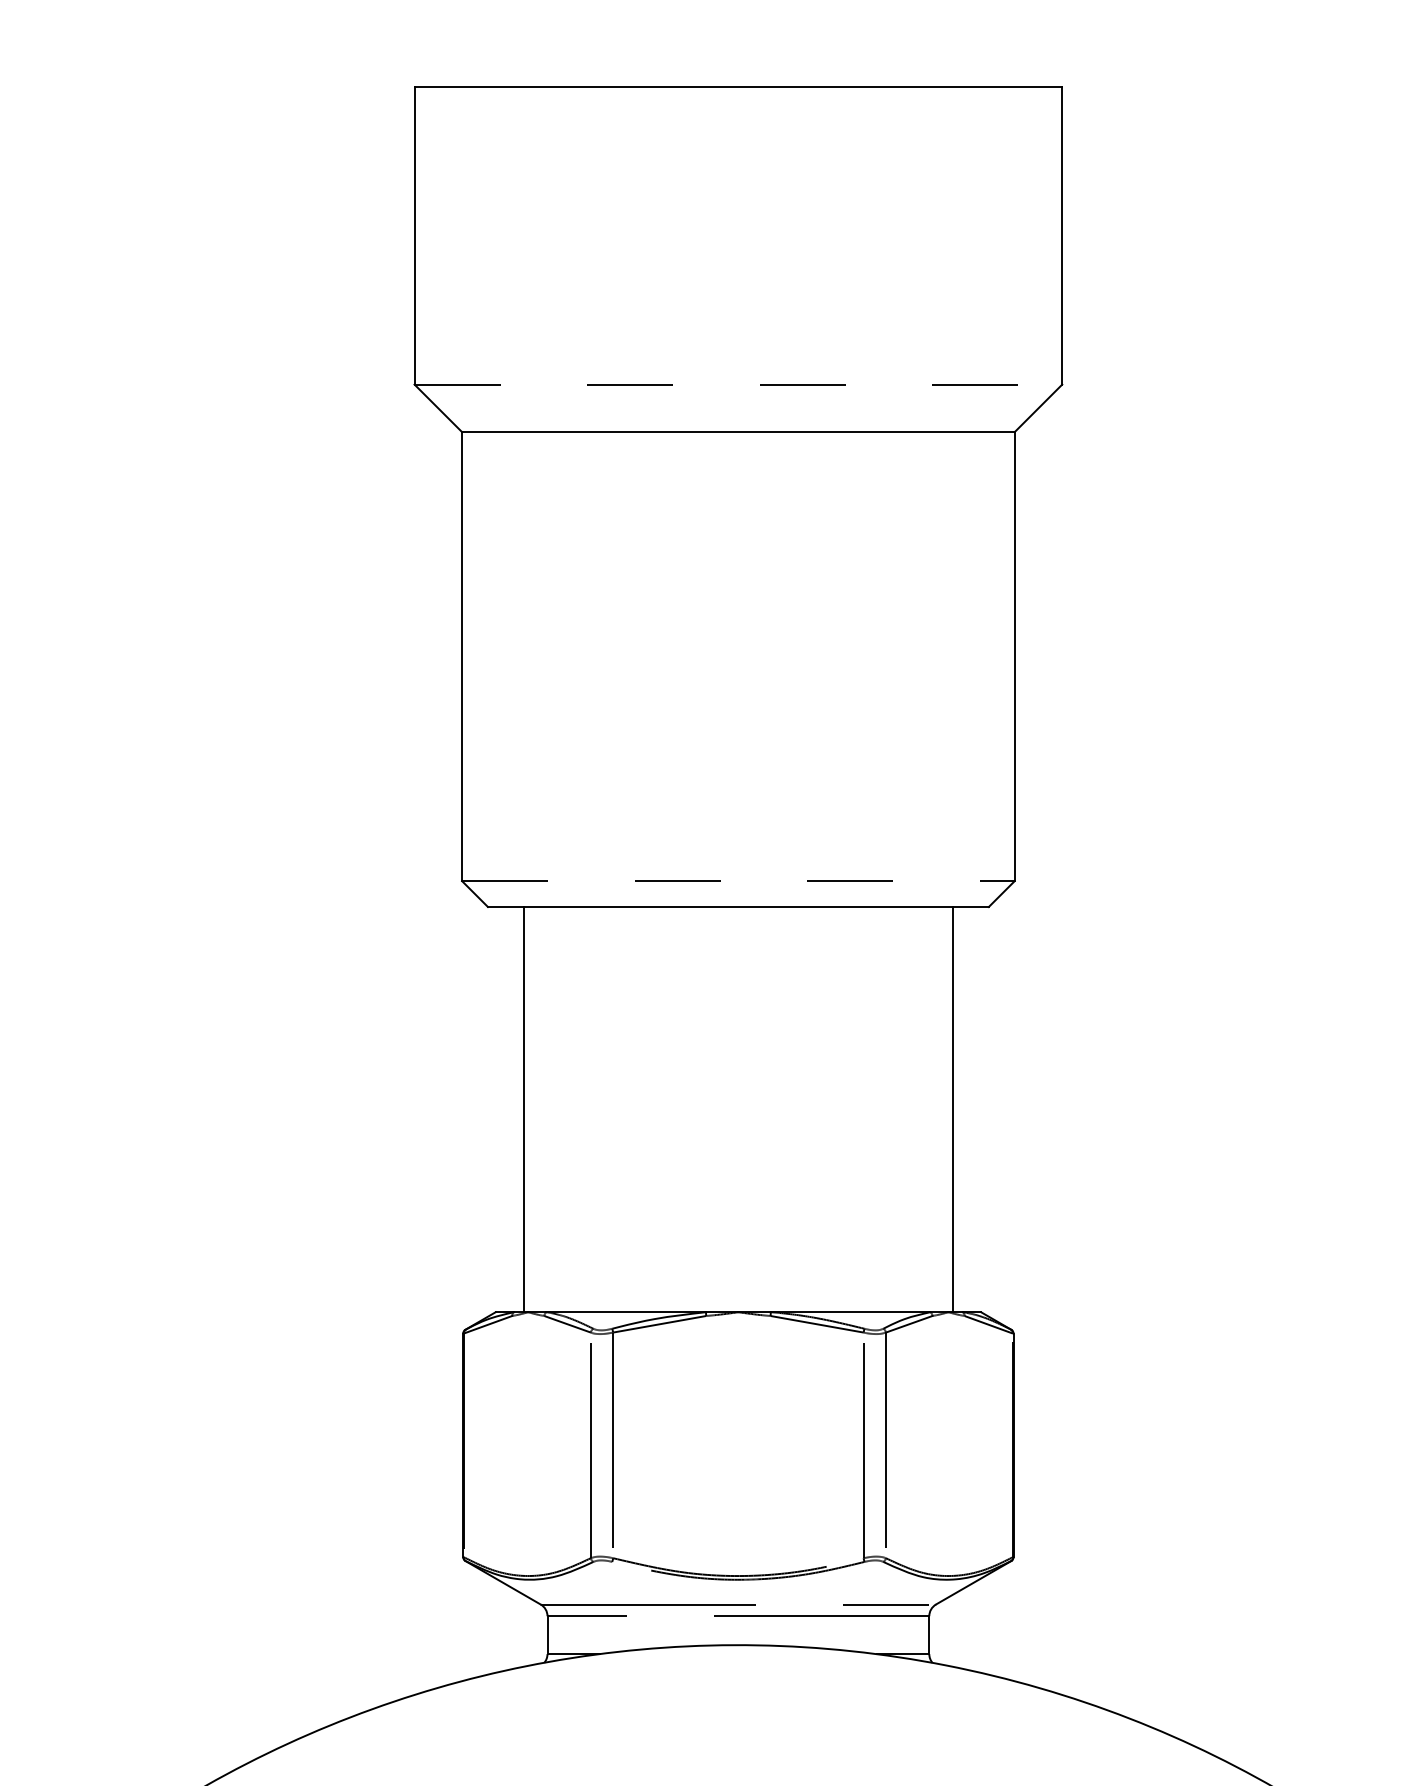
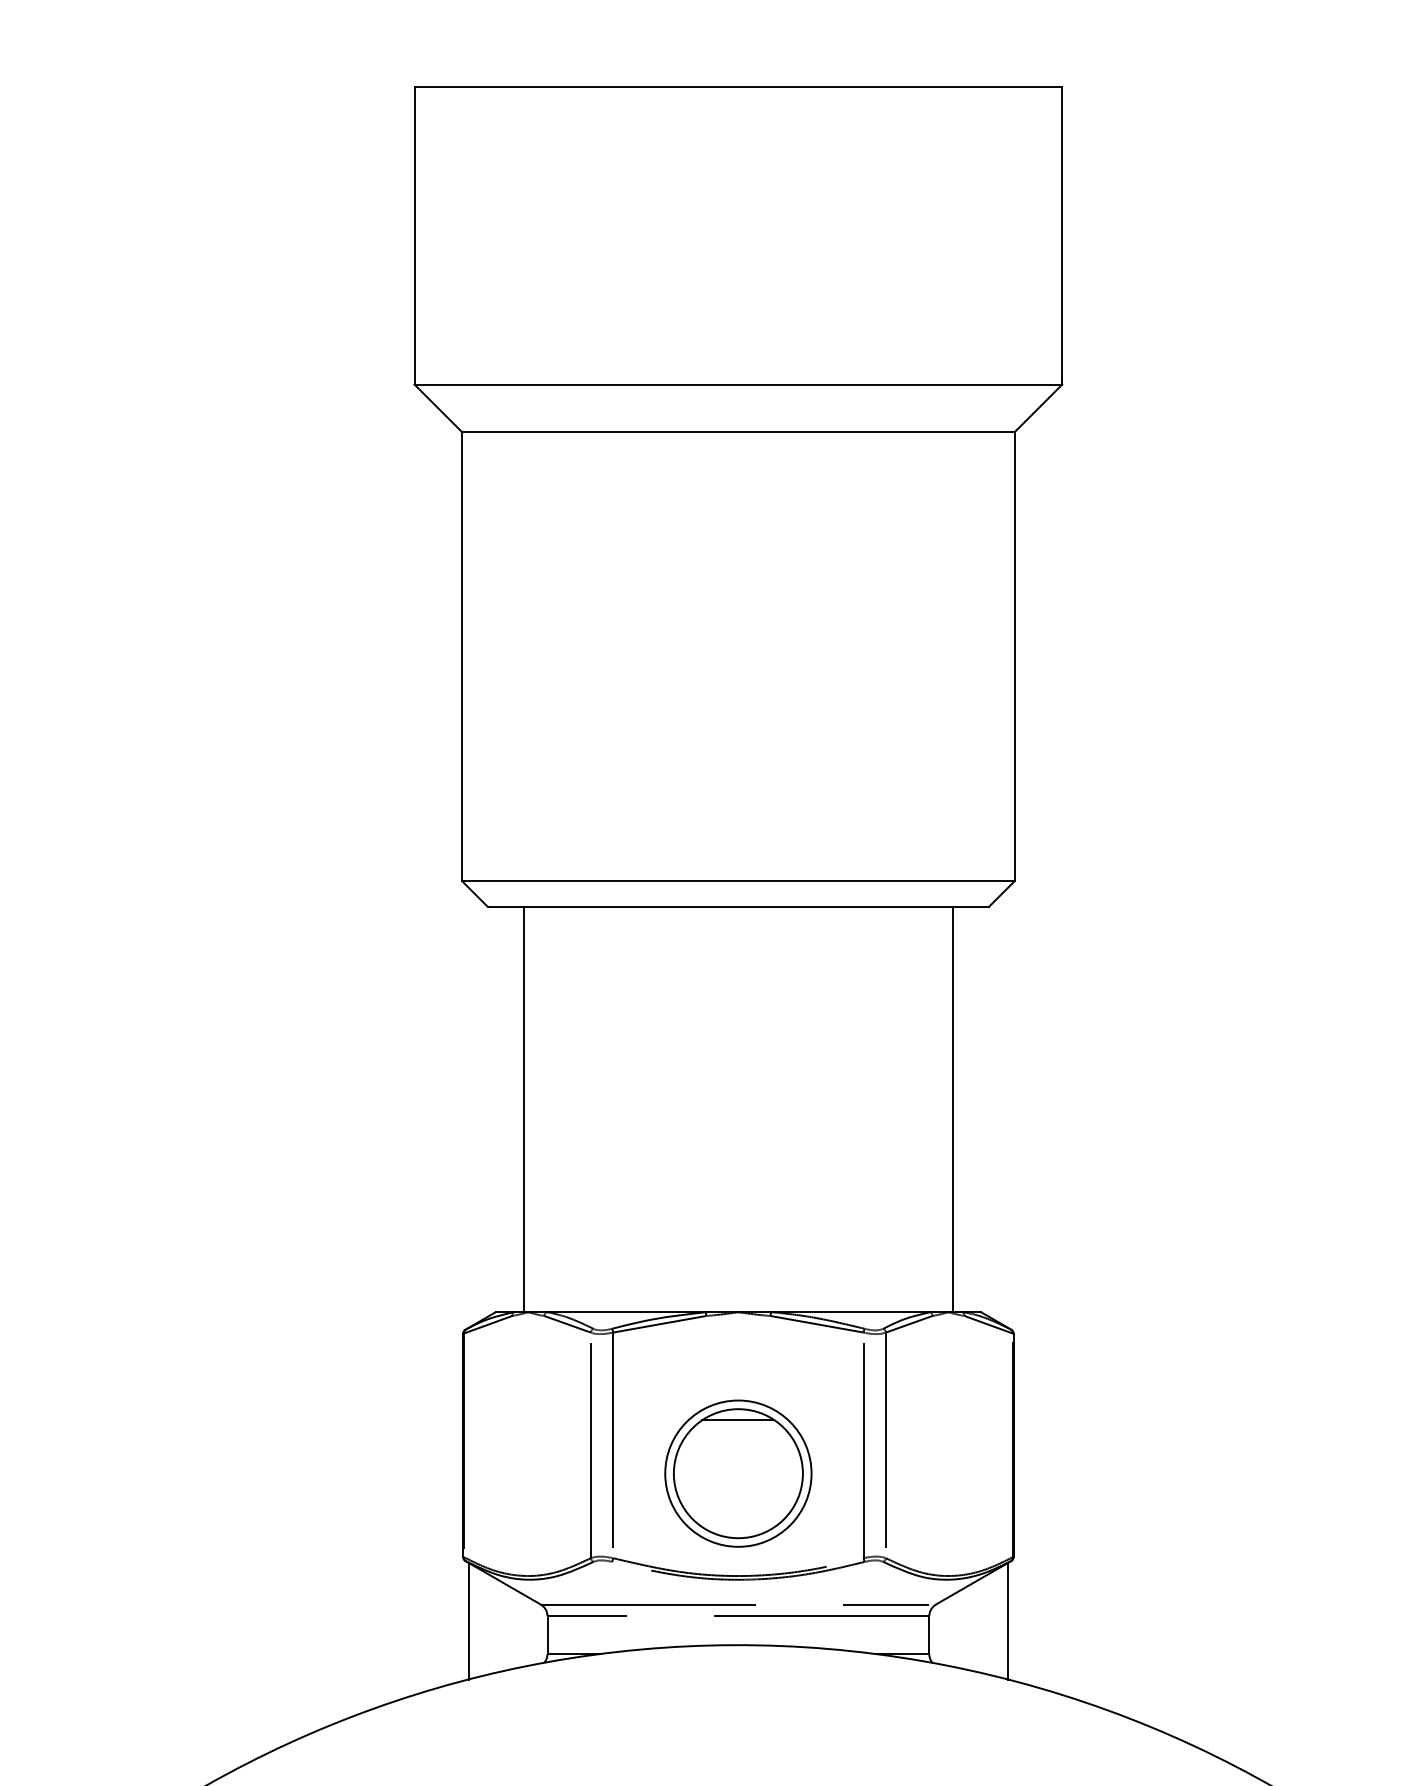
line: dashed -> solid (738, 384)
line: dashed -> solid (738, 881)
part: none -> present (738, 1473)
line: none -> present (468, 1620)
line: none -> present (1008, 1620)
